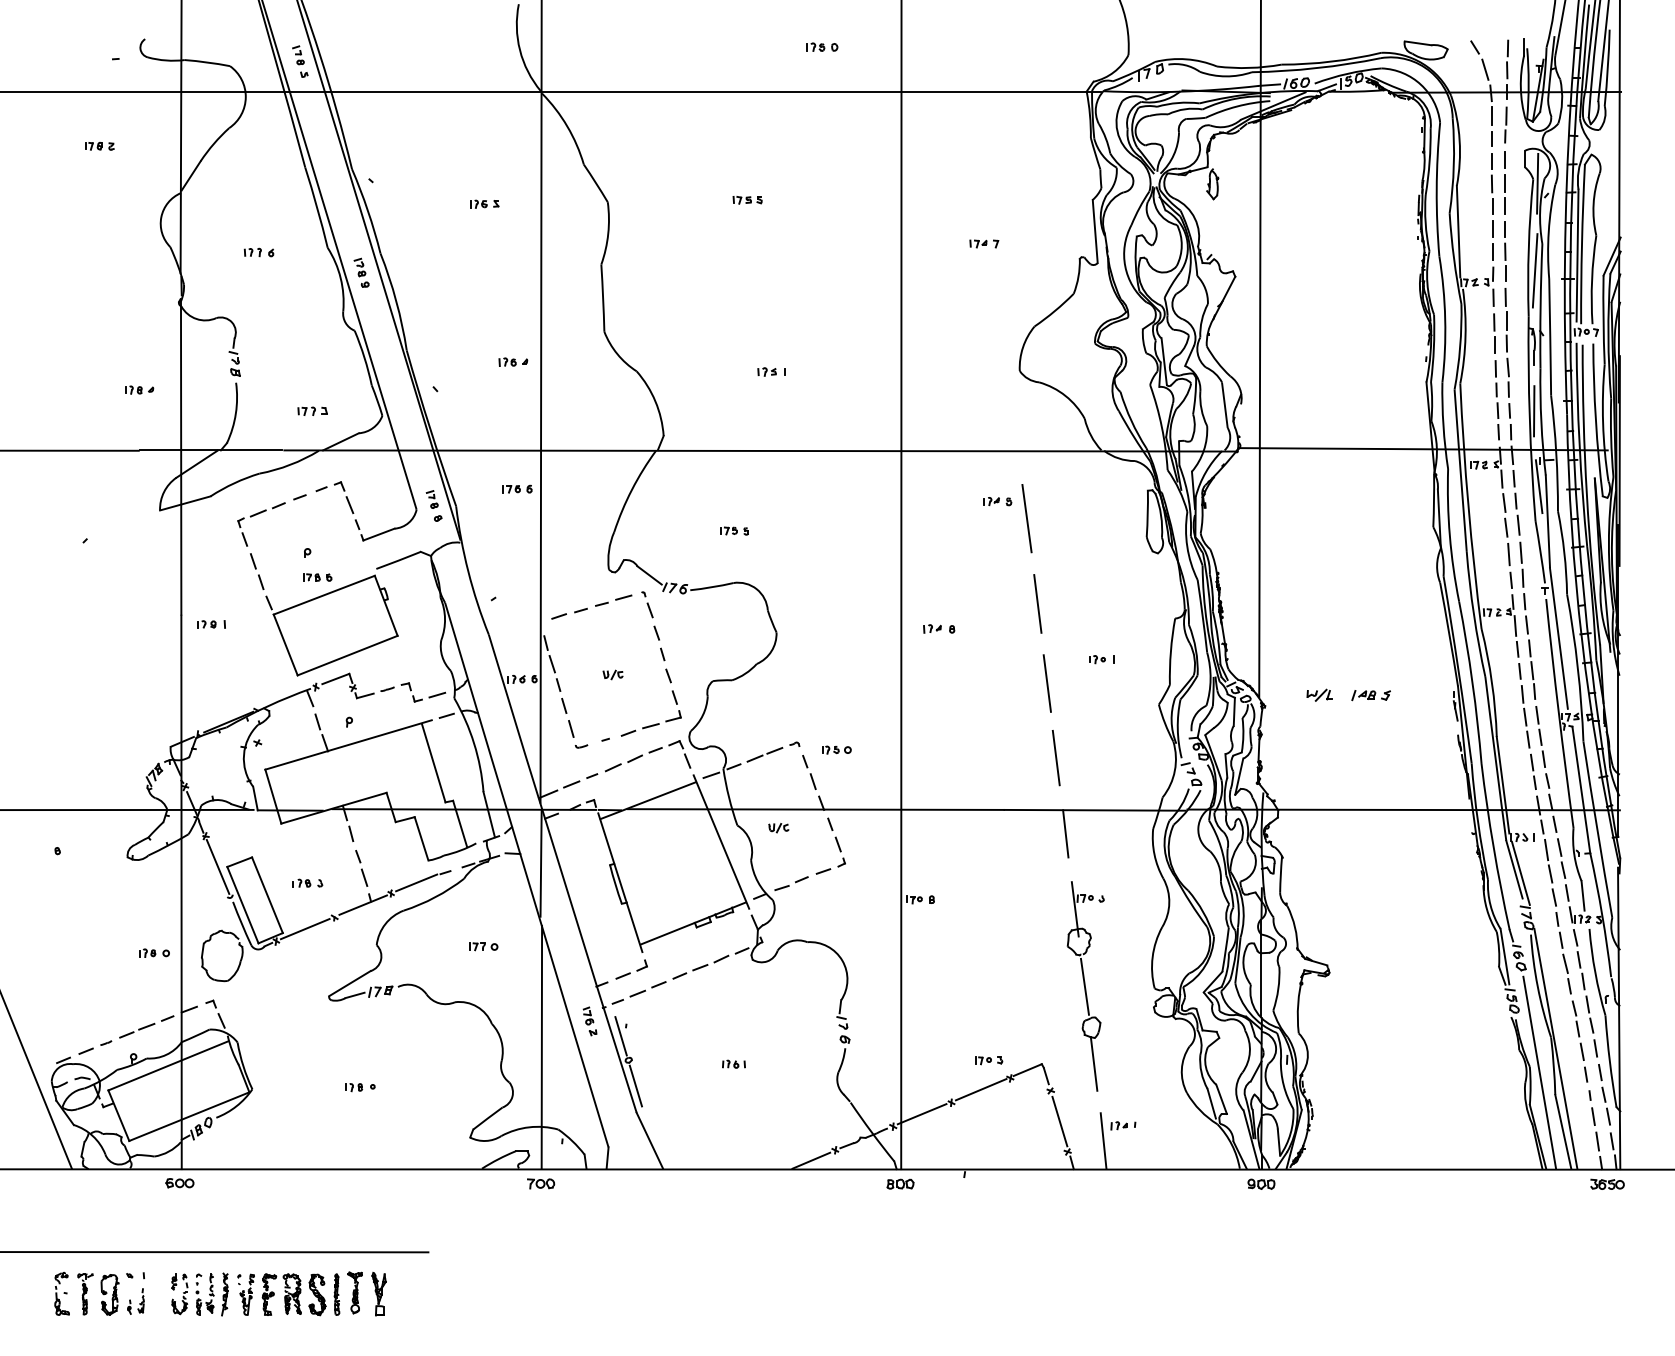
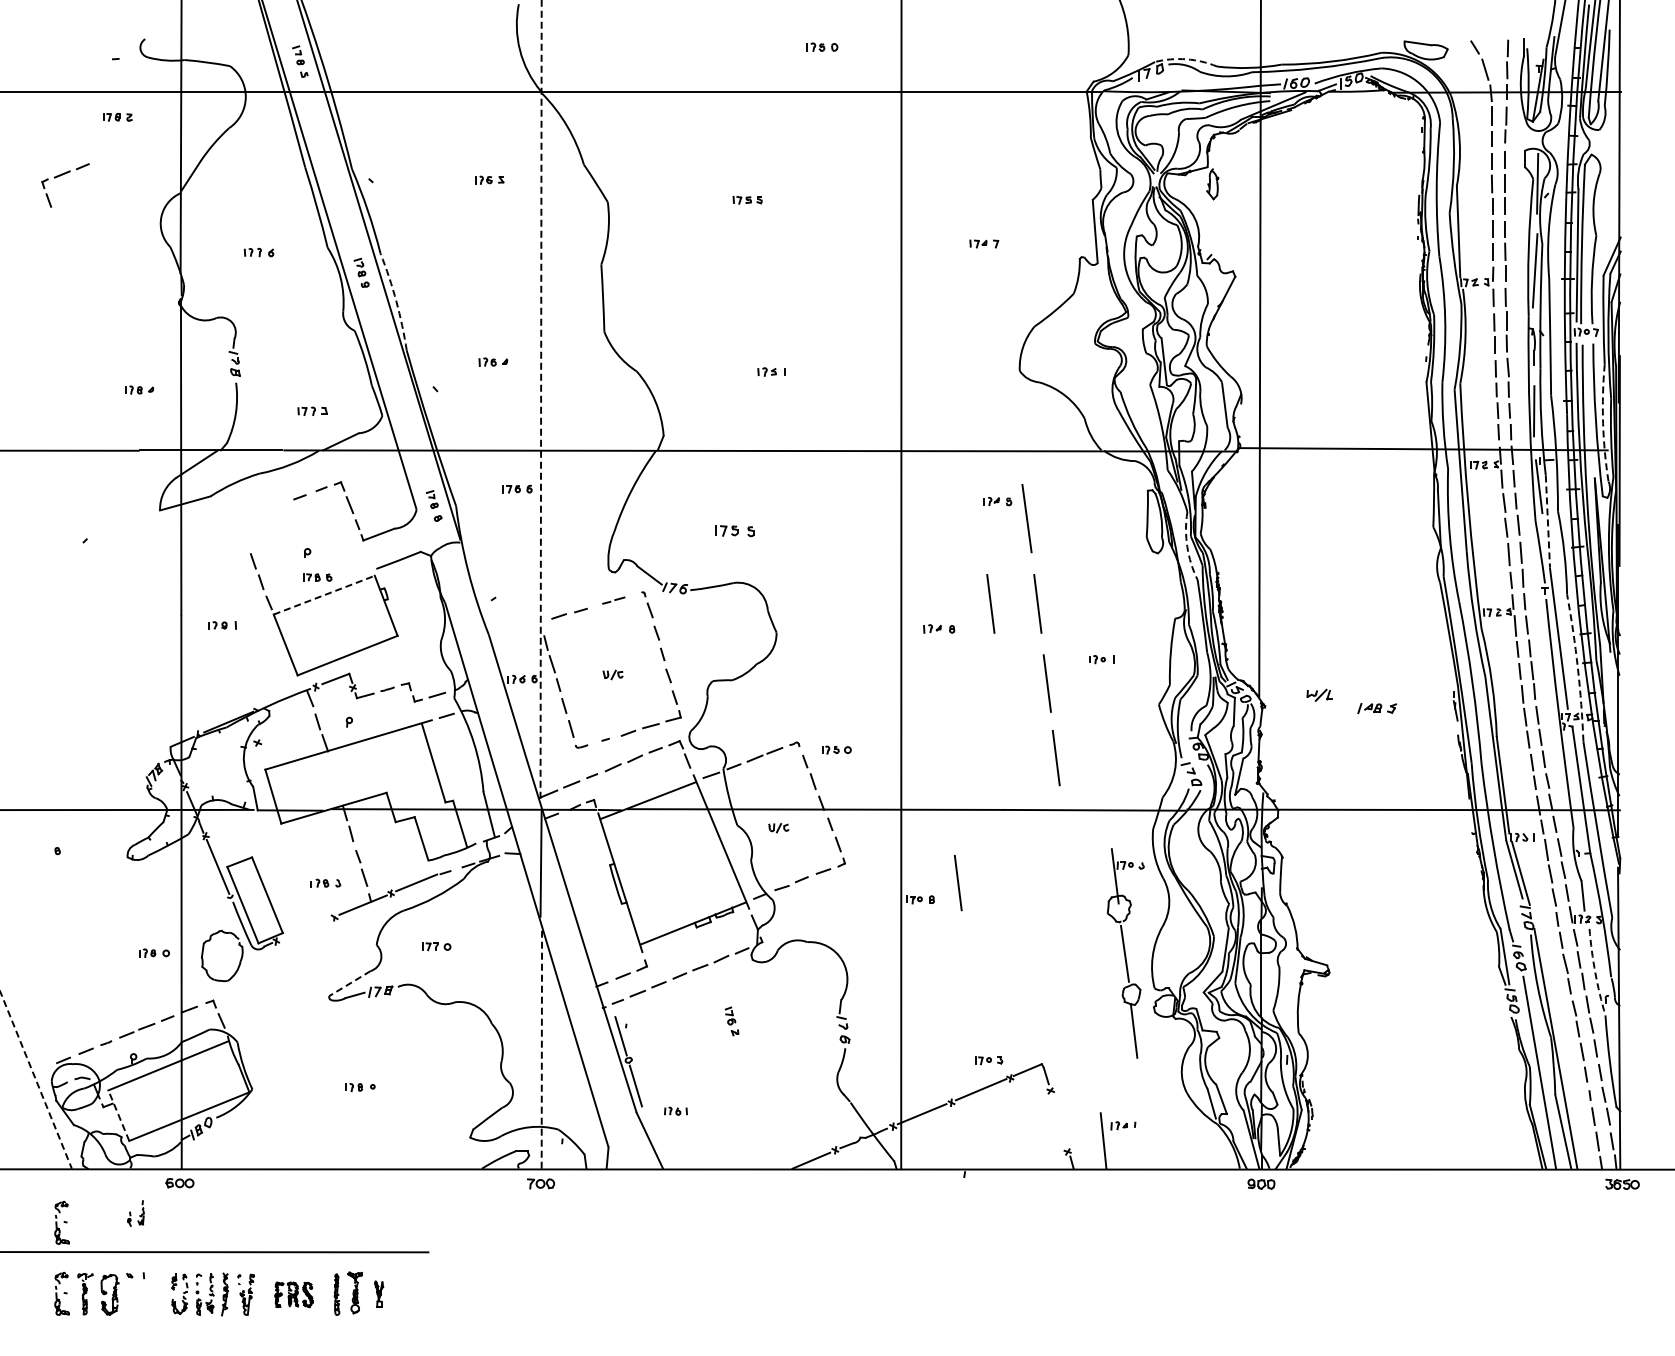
arc: solid -> dashed (1186, 59)
part position: (99, 146) -> (117, 117) (117, 117)
part position: (484, 203) -> (489, 179) (489, 179)
arc: solid -> dashed (396, 301)
part position: (513, 361) -> (493, 361) (493, 361)
line: solid -> dashed (541, 401)
arc: solid -> dashed (1603, 423)
part position: (256, 515) -> (60, 176) (60, 176)
line: solid -> dashed (1547, 521)
part size: 29x10 px -> 40x13 px (734, 531)
arc: solid -> dashed (1187, 546)
line: solid -> dashed (324, 595)
part size: 38x13 px -> 24x9 px (613, 600)
line: none -> present (990, 603)
part position: (211, 624) -> (222, 625) (222, 625)
arc: solid -> dashed (1577, 667)
part position: (1370, 695) -> (1376, 708) (1376, 708)
line: present -> none (1065, 833)
part position: (307, 882) -> (325, 882) (325, 882)
line: none -> present (957, 883)
line: present -> none (304, 929)
part position: (483, 946) -> (436, 946) (436, 946)
arc: solid -> dashed (1595, 972)
line: solid -> dashed (349, 983)
part position: (1085, 986) -> (1125, 953) (1125, 953)
part position: (589, 1021) -> (731, 1021) (731, 1021)
line: solid -> dashed (541, 1046)
part position: (733, 1063) -> (675, 1110) (675, 1110)
line: solid -> dashed (36, 1080)
line: solid -> dashed (118, 1115)
line: present -> none (1059, 1121)
part: present -> none (900, 1183)
part position: (1607, 1183) -> (1622, 1183) (1622, 1183)
part: none -> present (61, 1222)
part size: 66x44 px -> 40x28 px (293, 1294)
part size: 16x45 px -> 11x28 px (379, 1293)
part position: (135, 1301) -> (135, 1213) (135, 1213)
